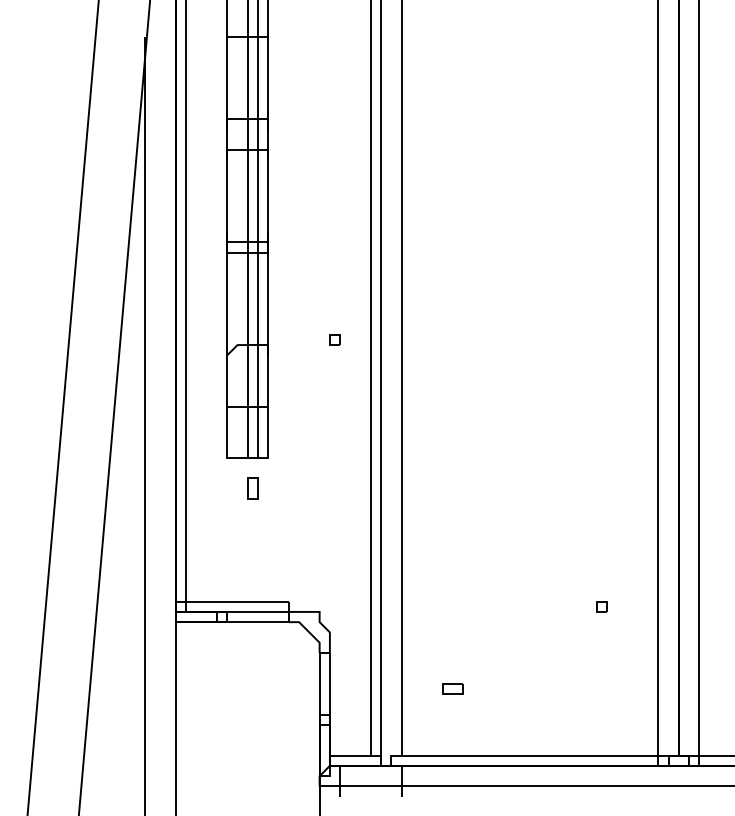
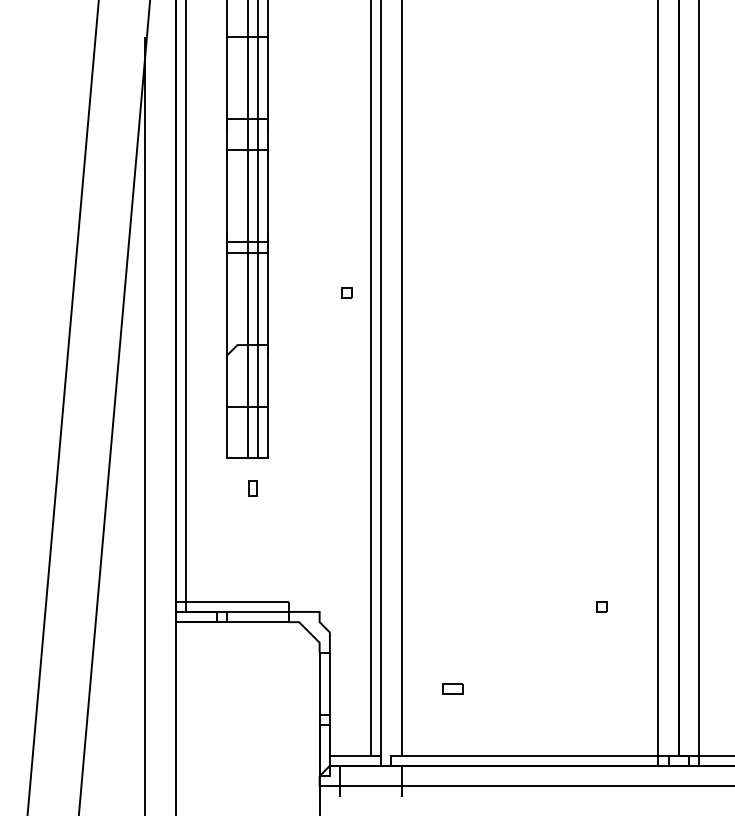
part position: (334, 339) -> (346, 292) (346, 292)
part size: 12x23 px -> 10x17 px (252, 488)
